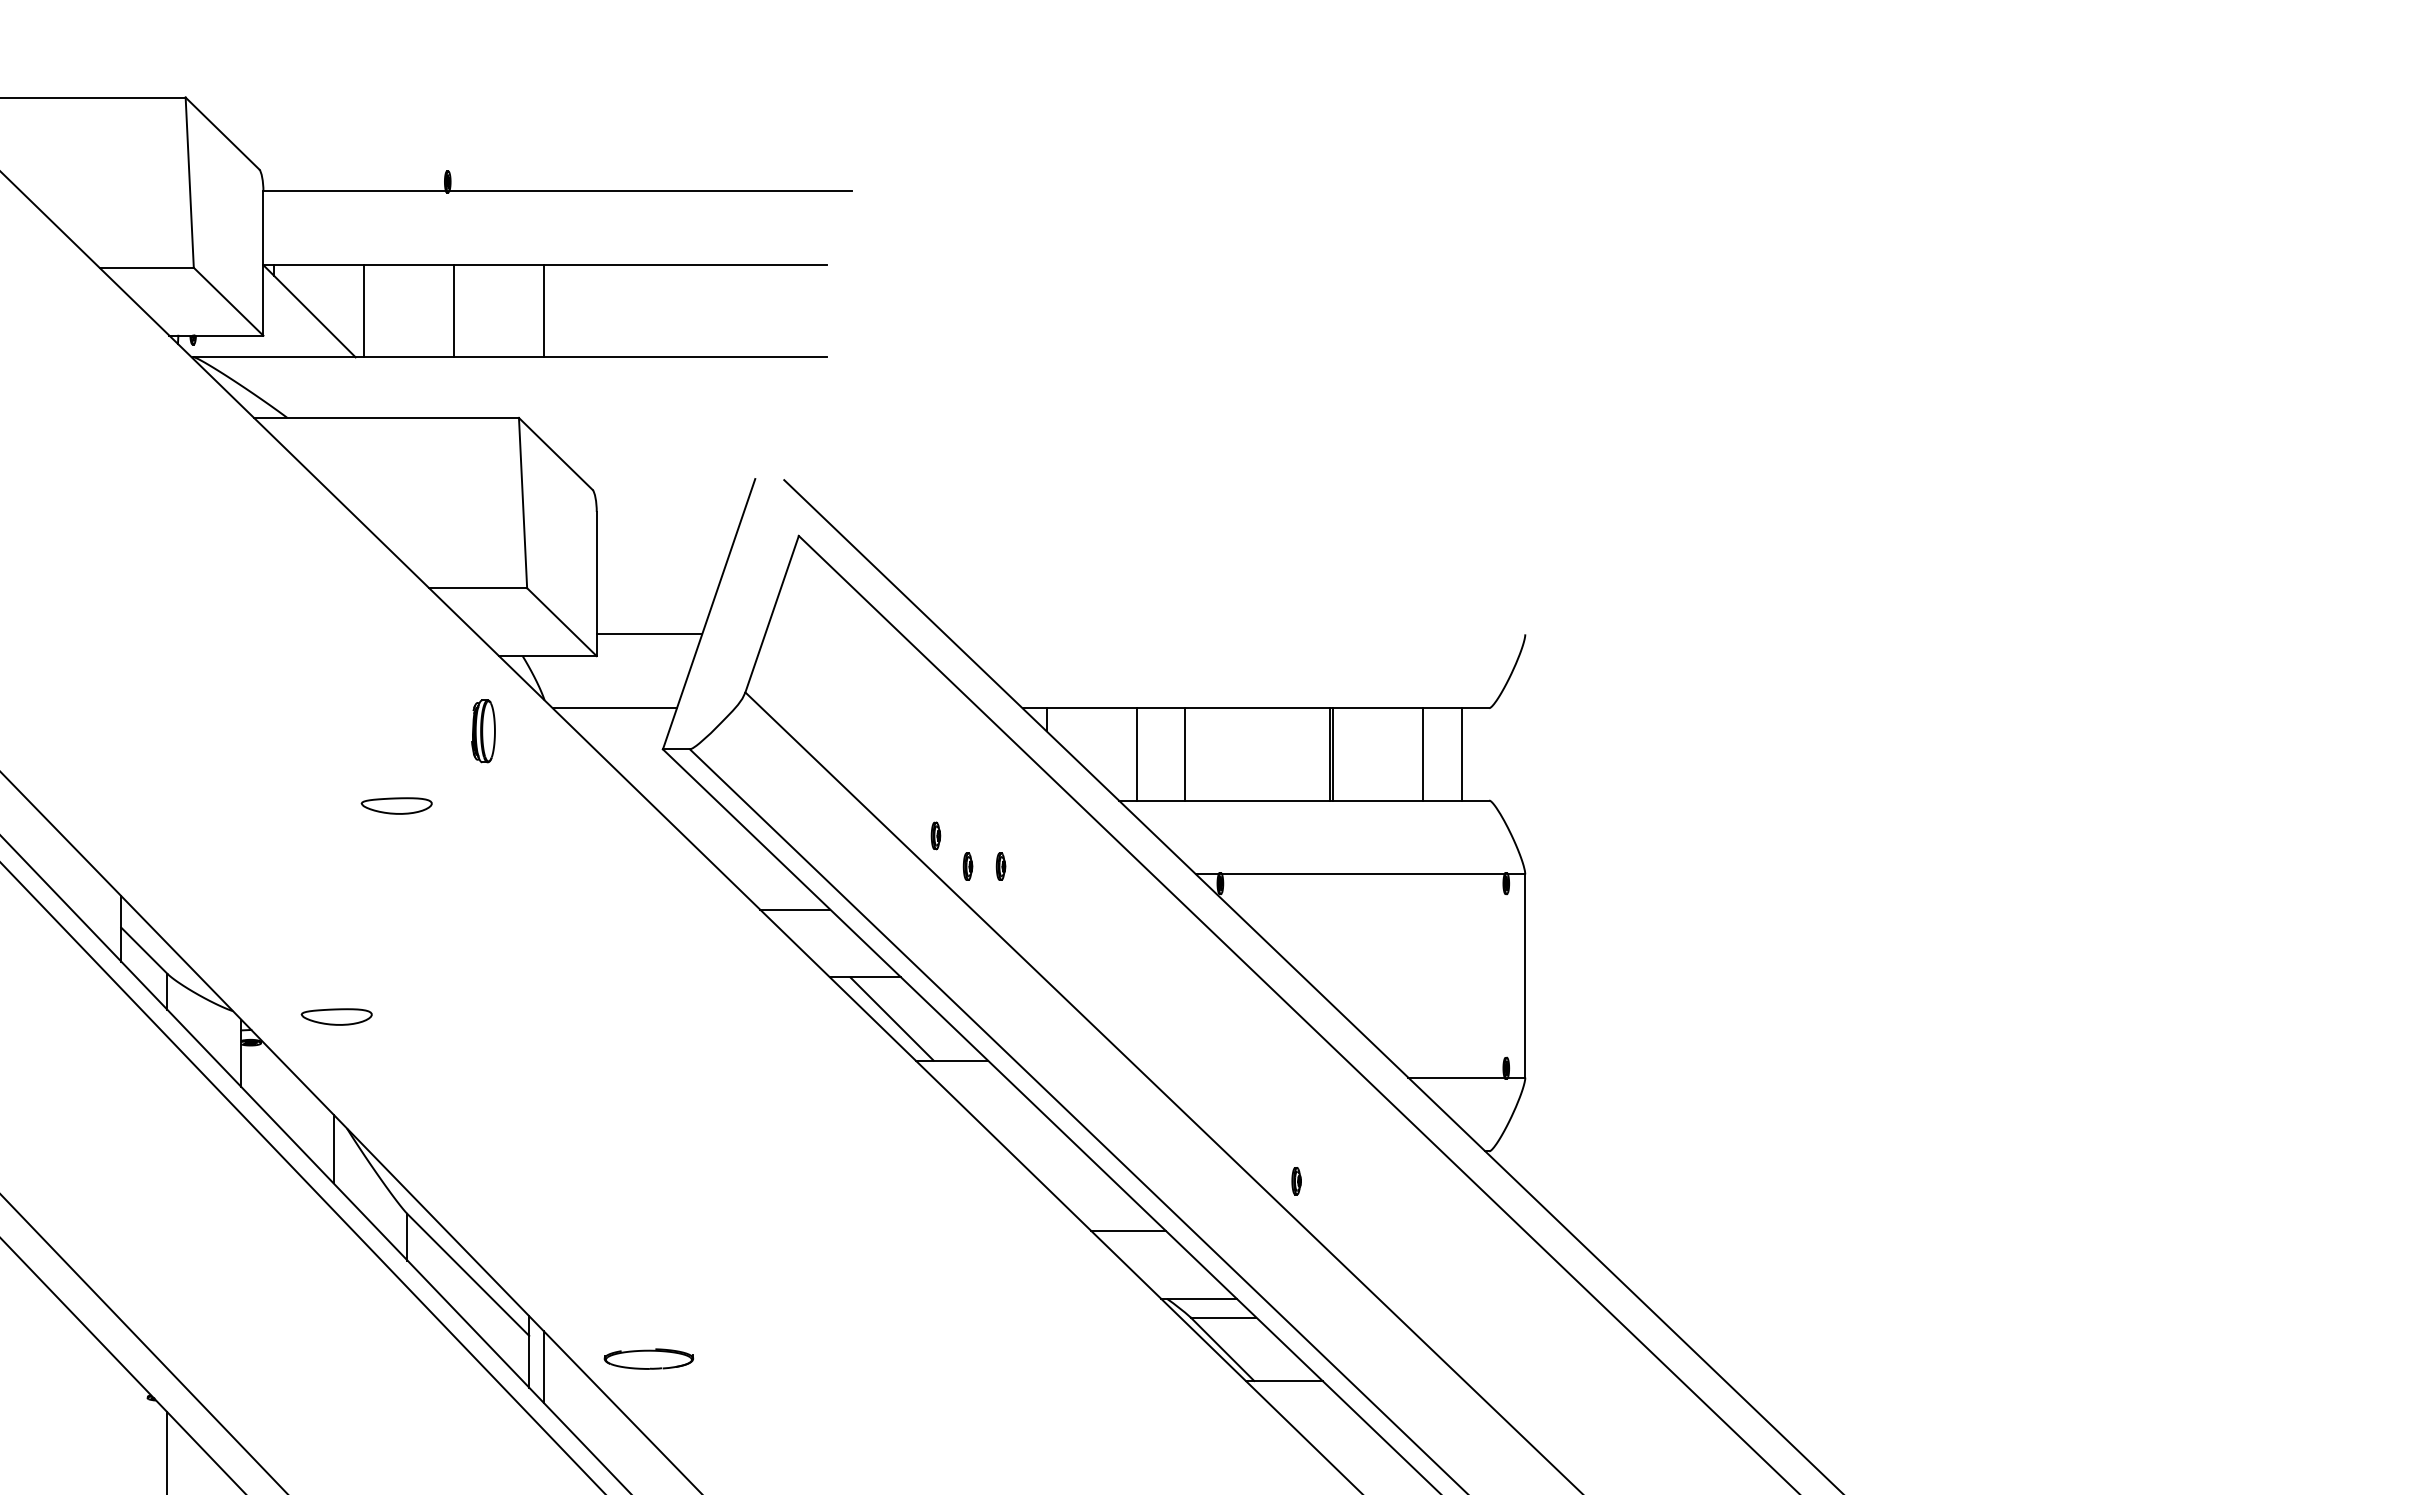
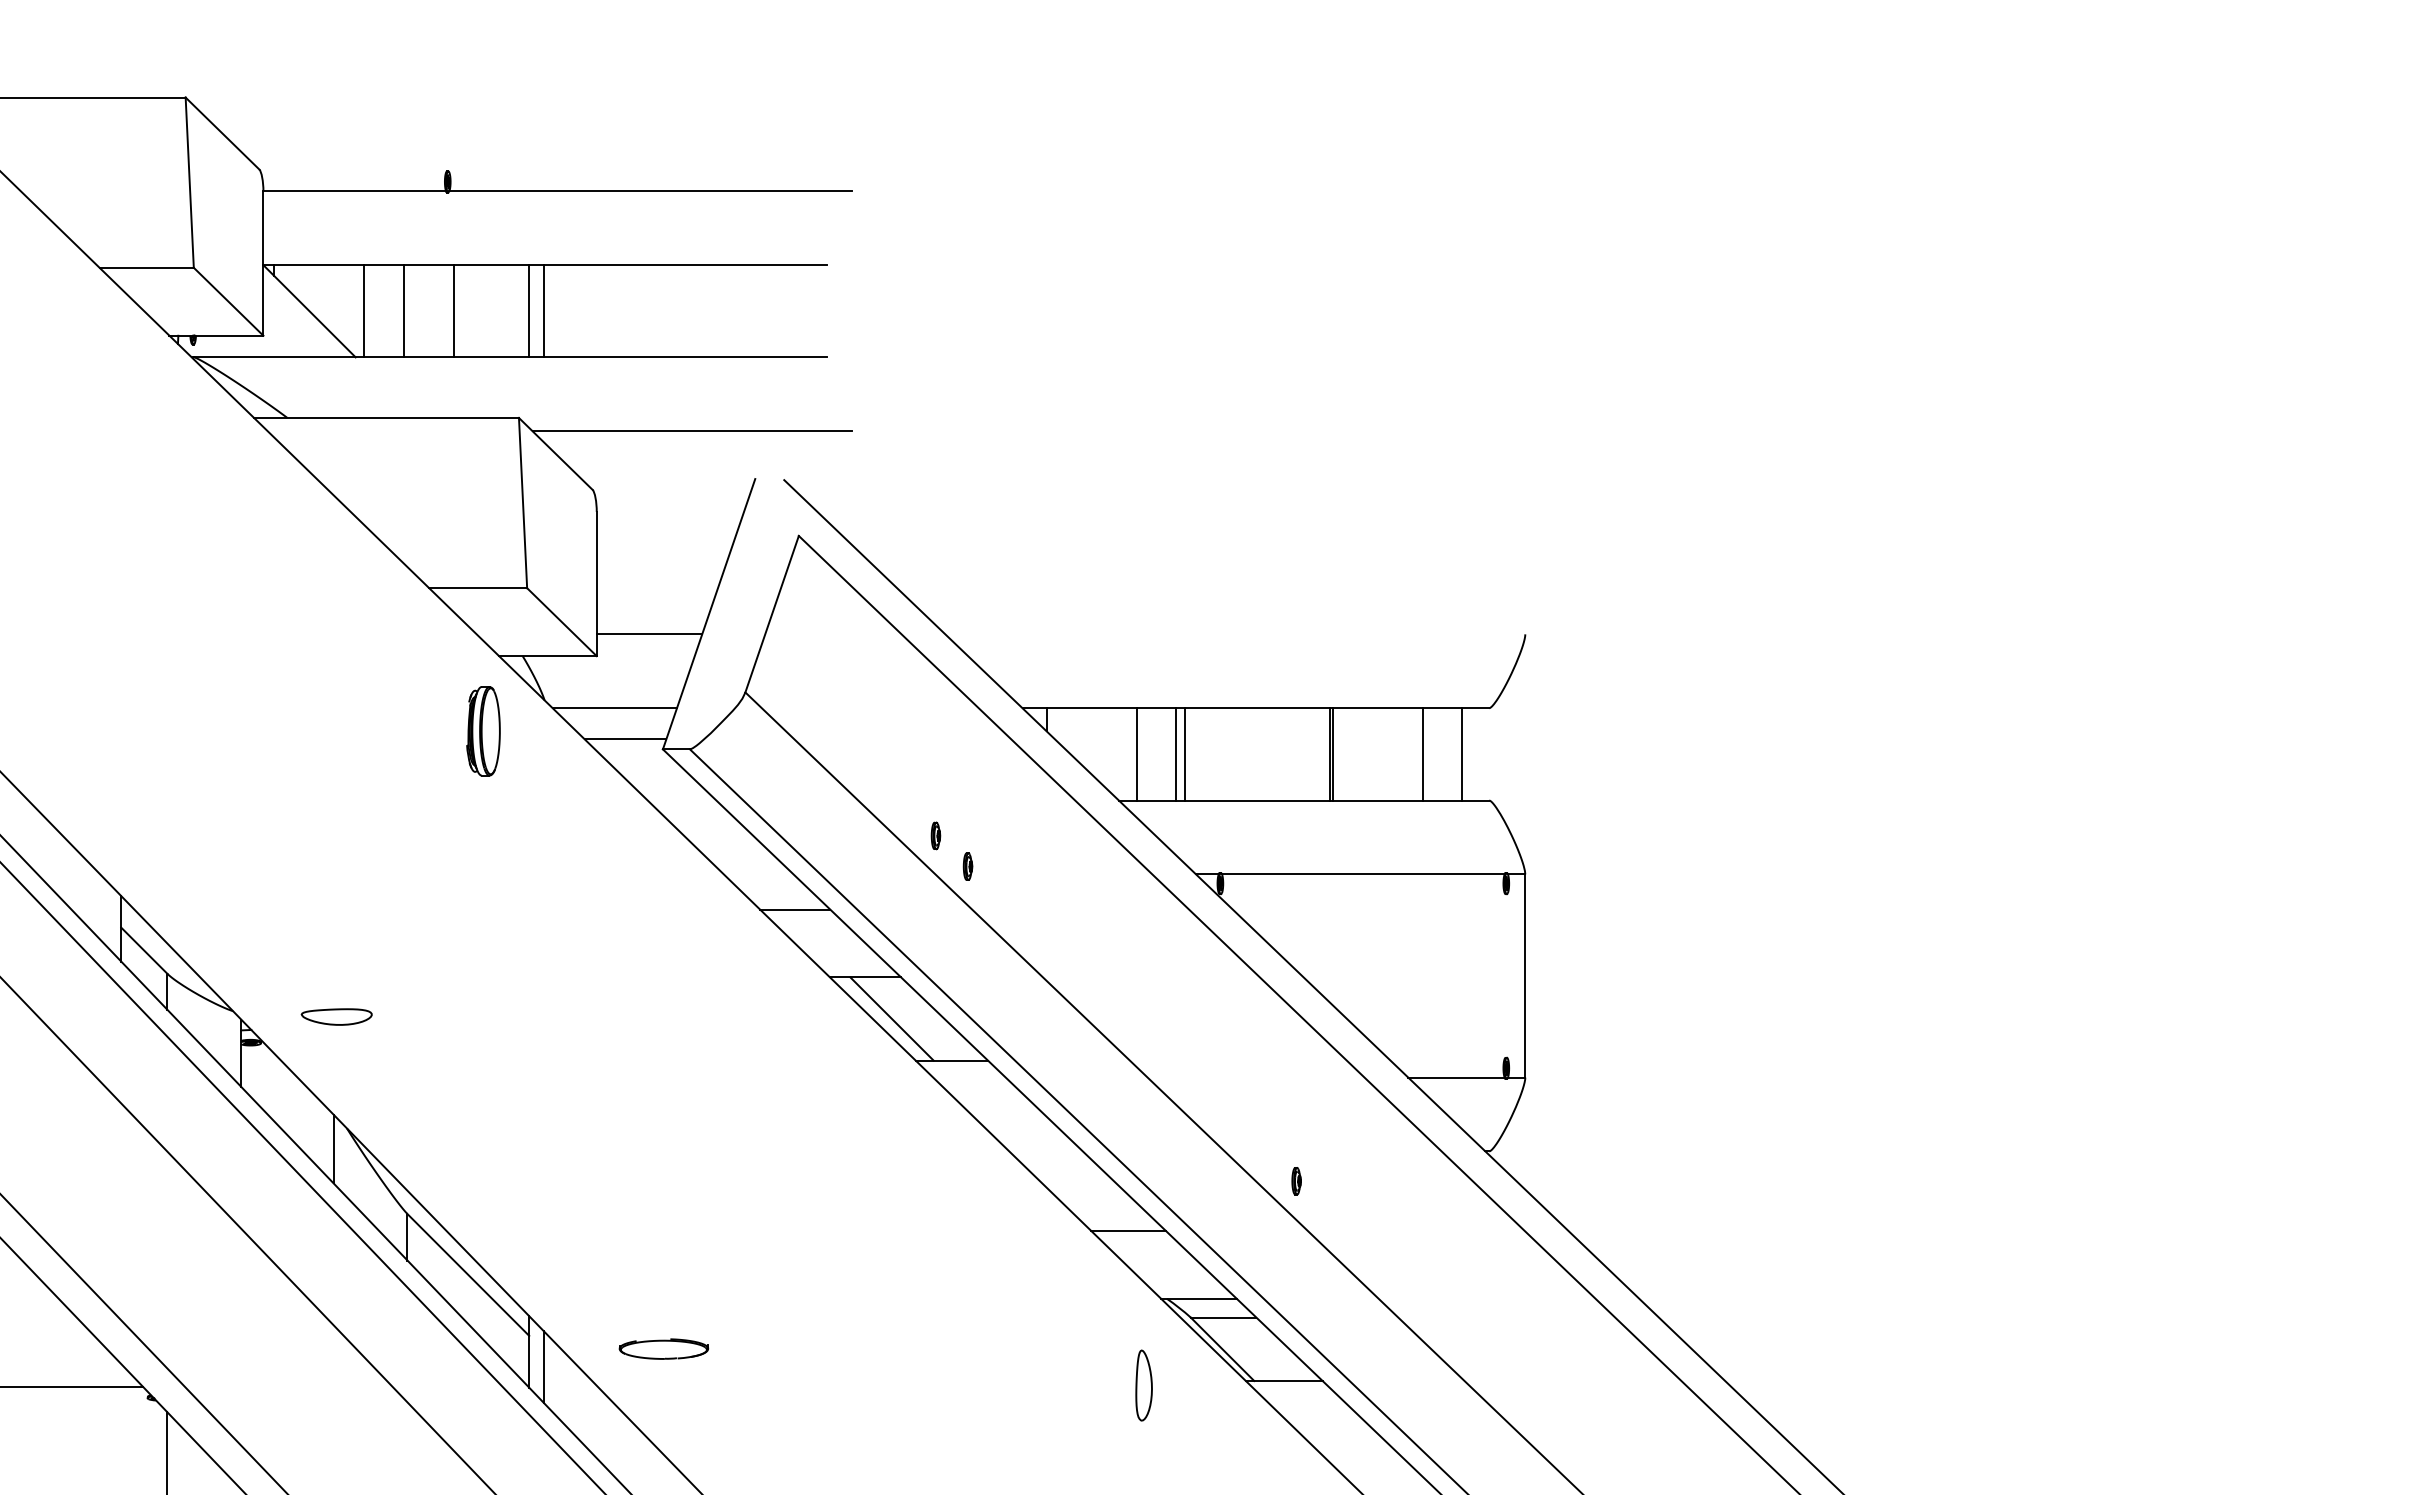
line: none -> present (403, 311)
line: none -> present (529, 311)
line: none -> present (691, 431)
part size: 25x65 px -> 35x91 px (483, 731)
line: none -> present (625, 739)
line: none -> present (1176, 754)
part: present -> none (396, 805)
part: present -> none (1000, 866)
line: none -> present (247, 1235)
part position: (648, 1358) -> (663, 1348) (663, 1348)
part: none -> present (1143, 1385)
line: none -> present (72, 1387)
